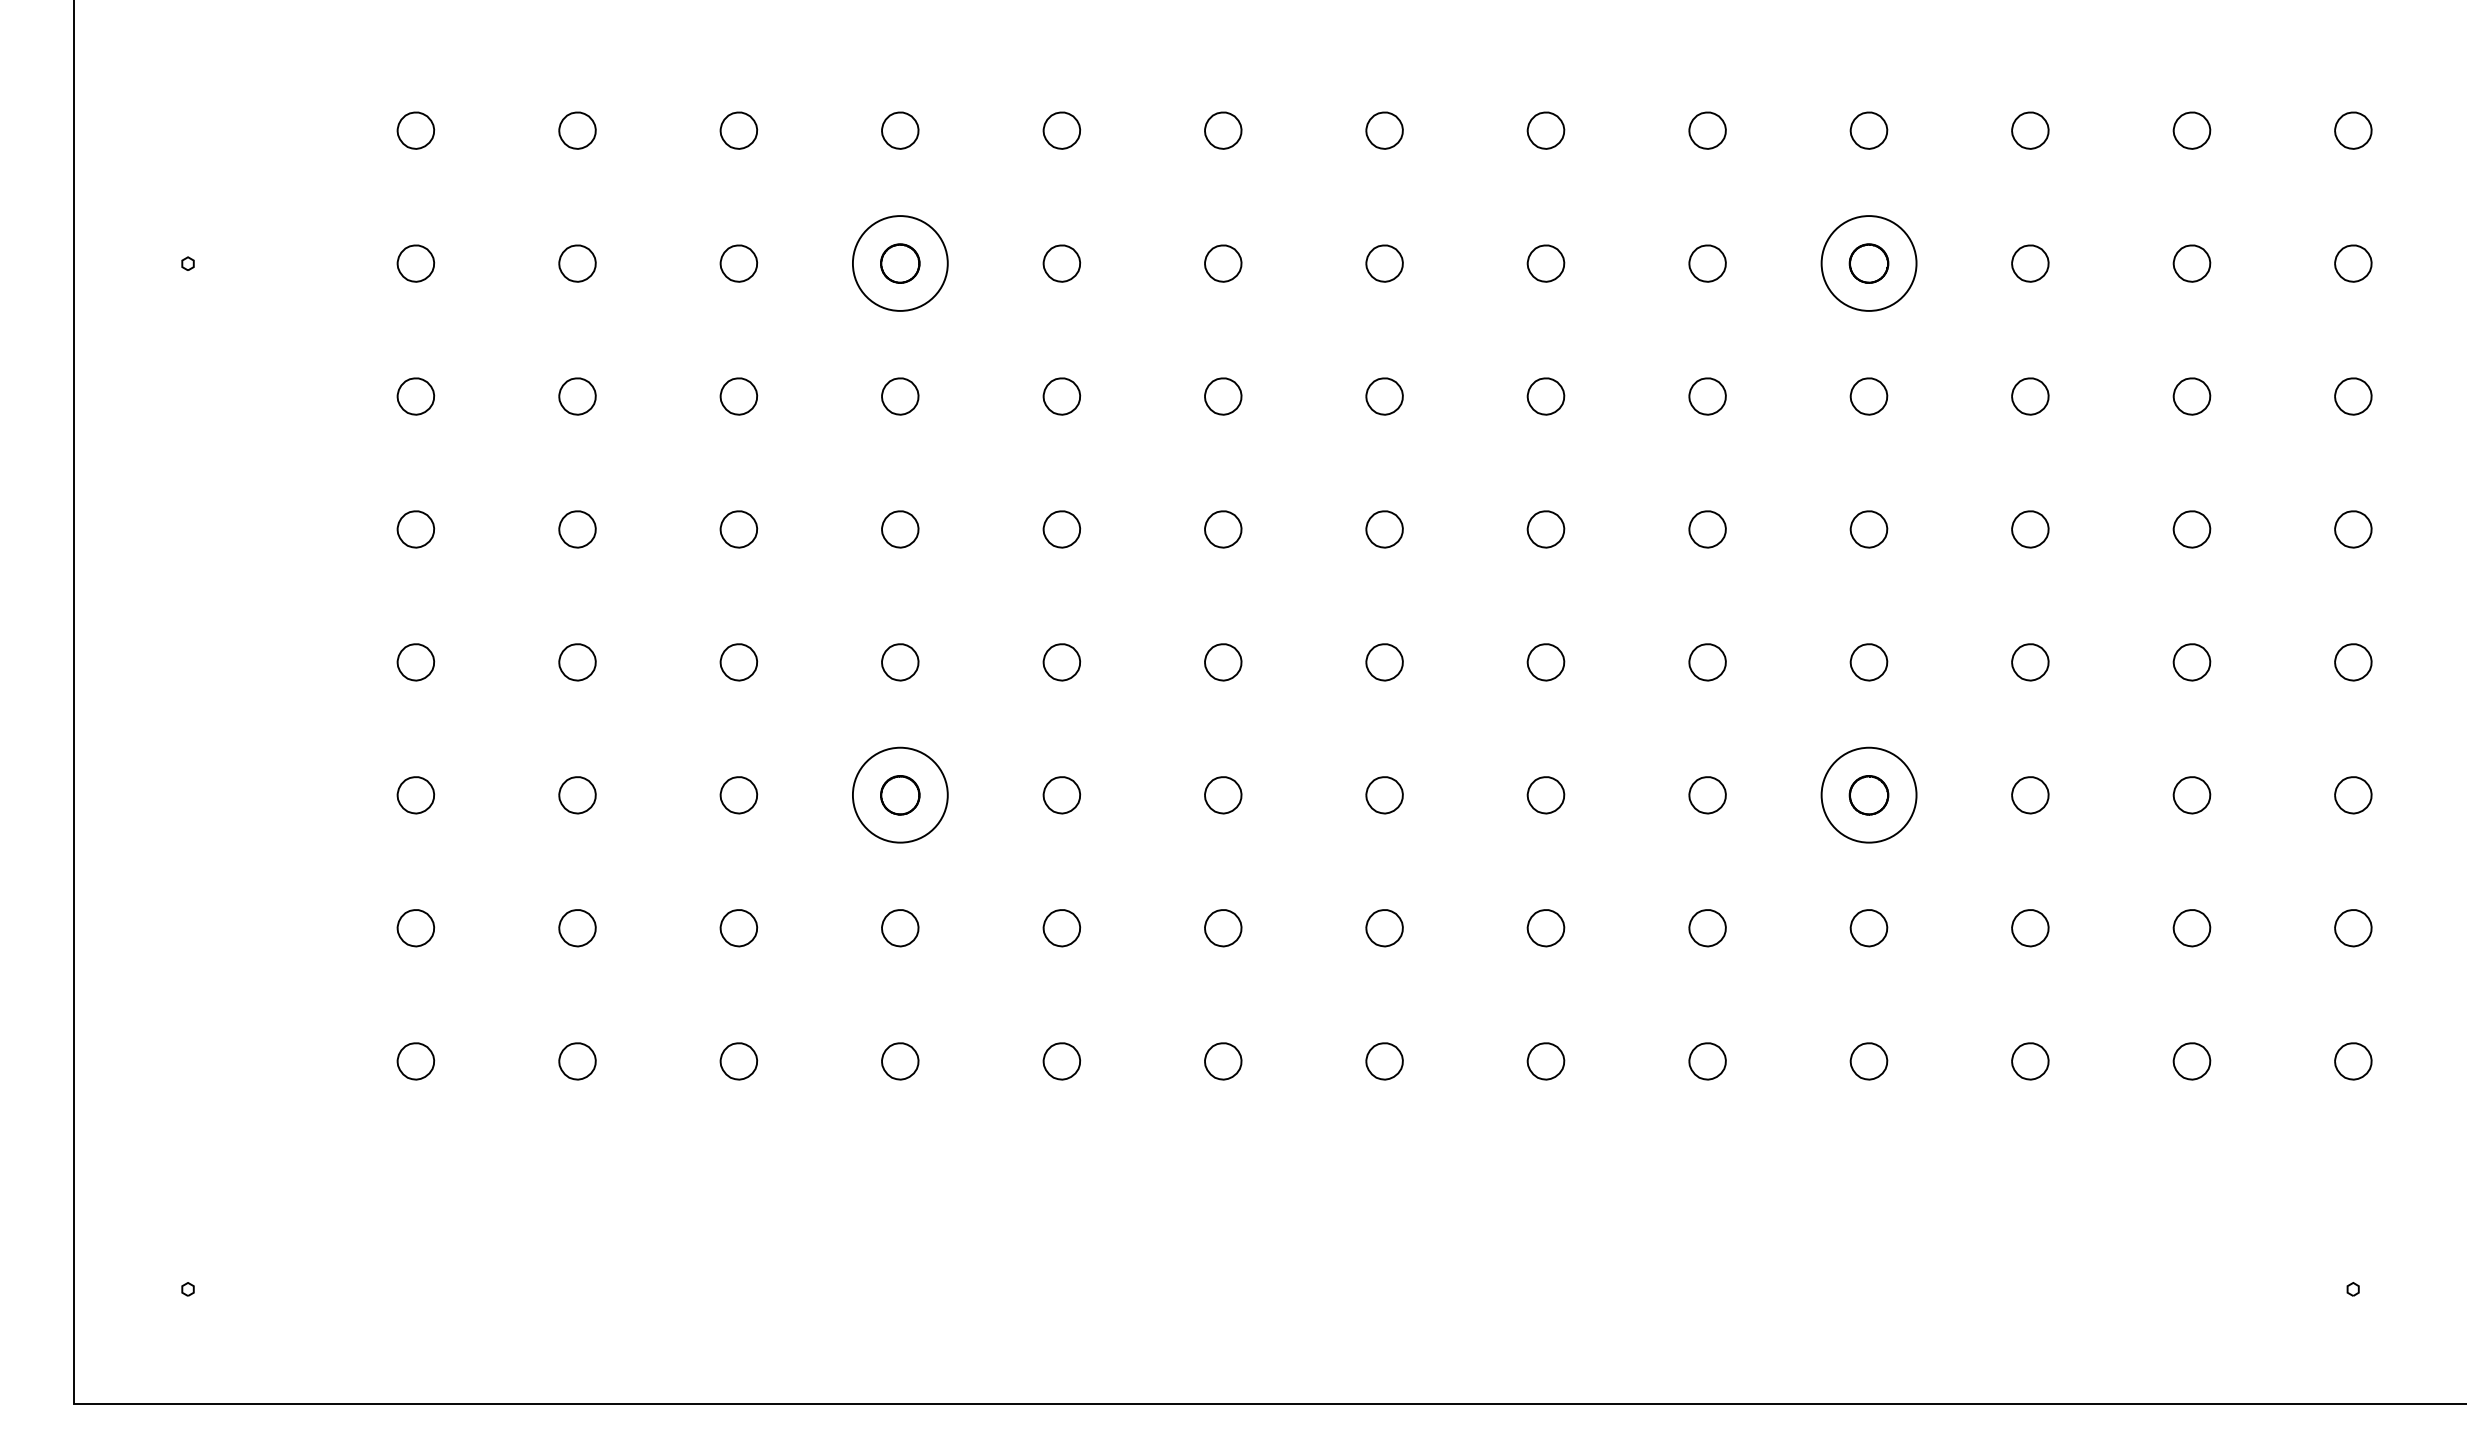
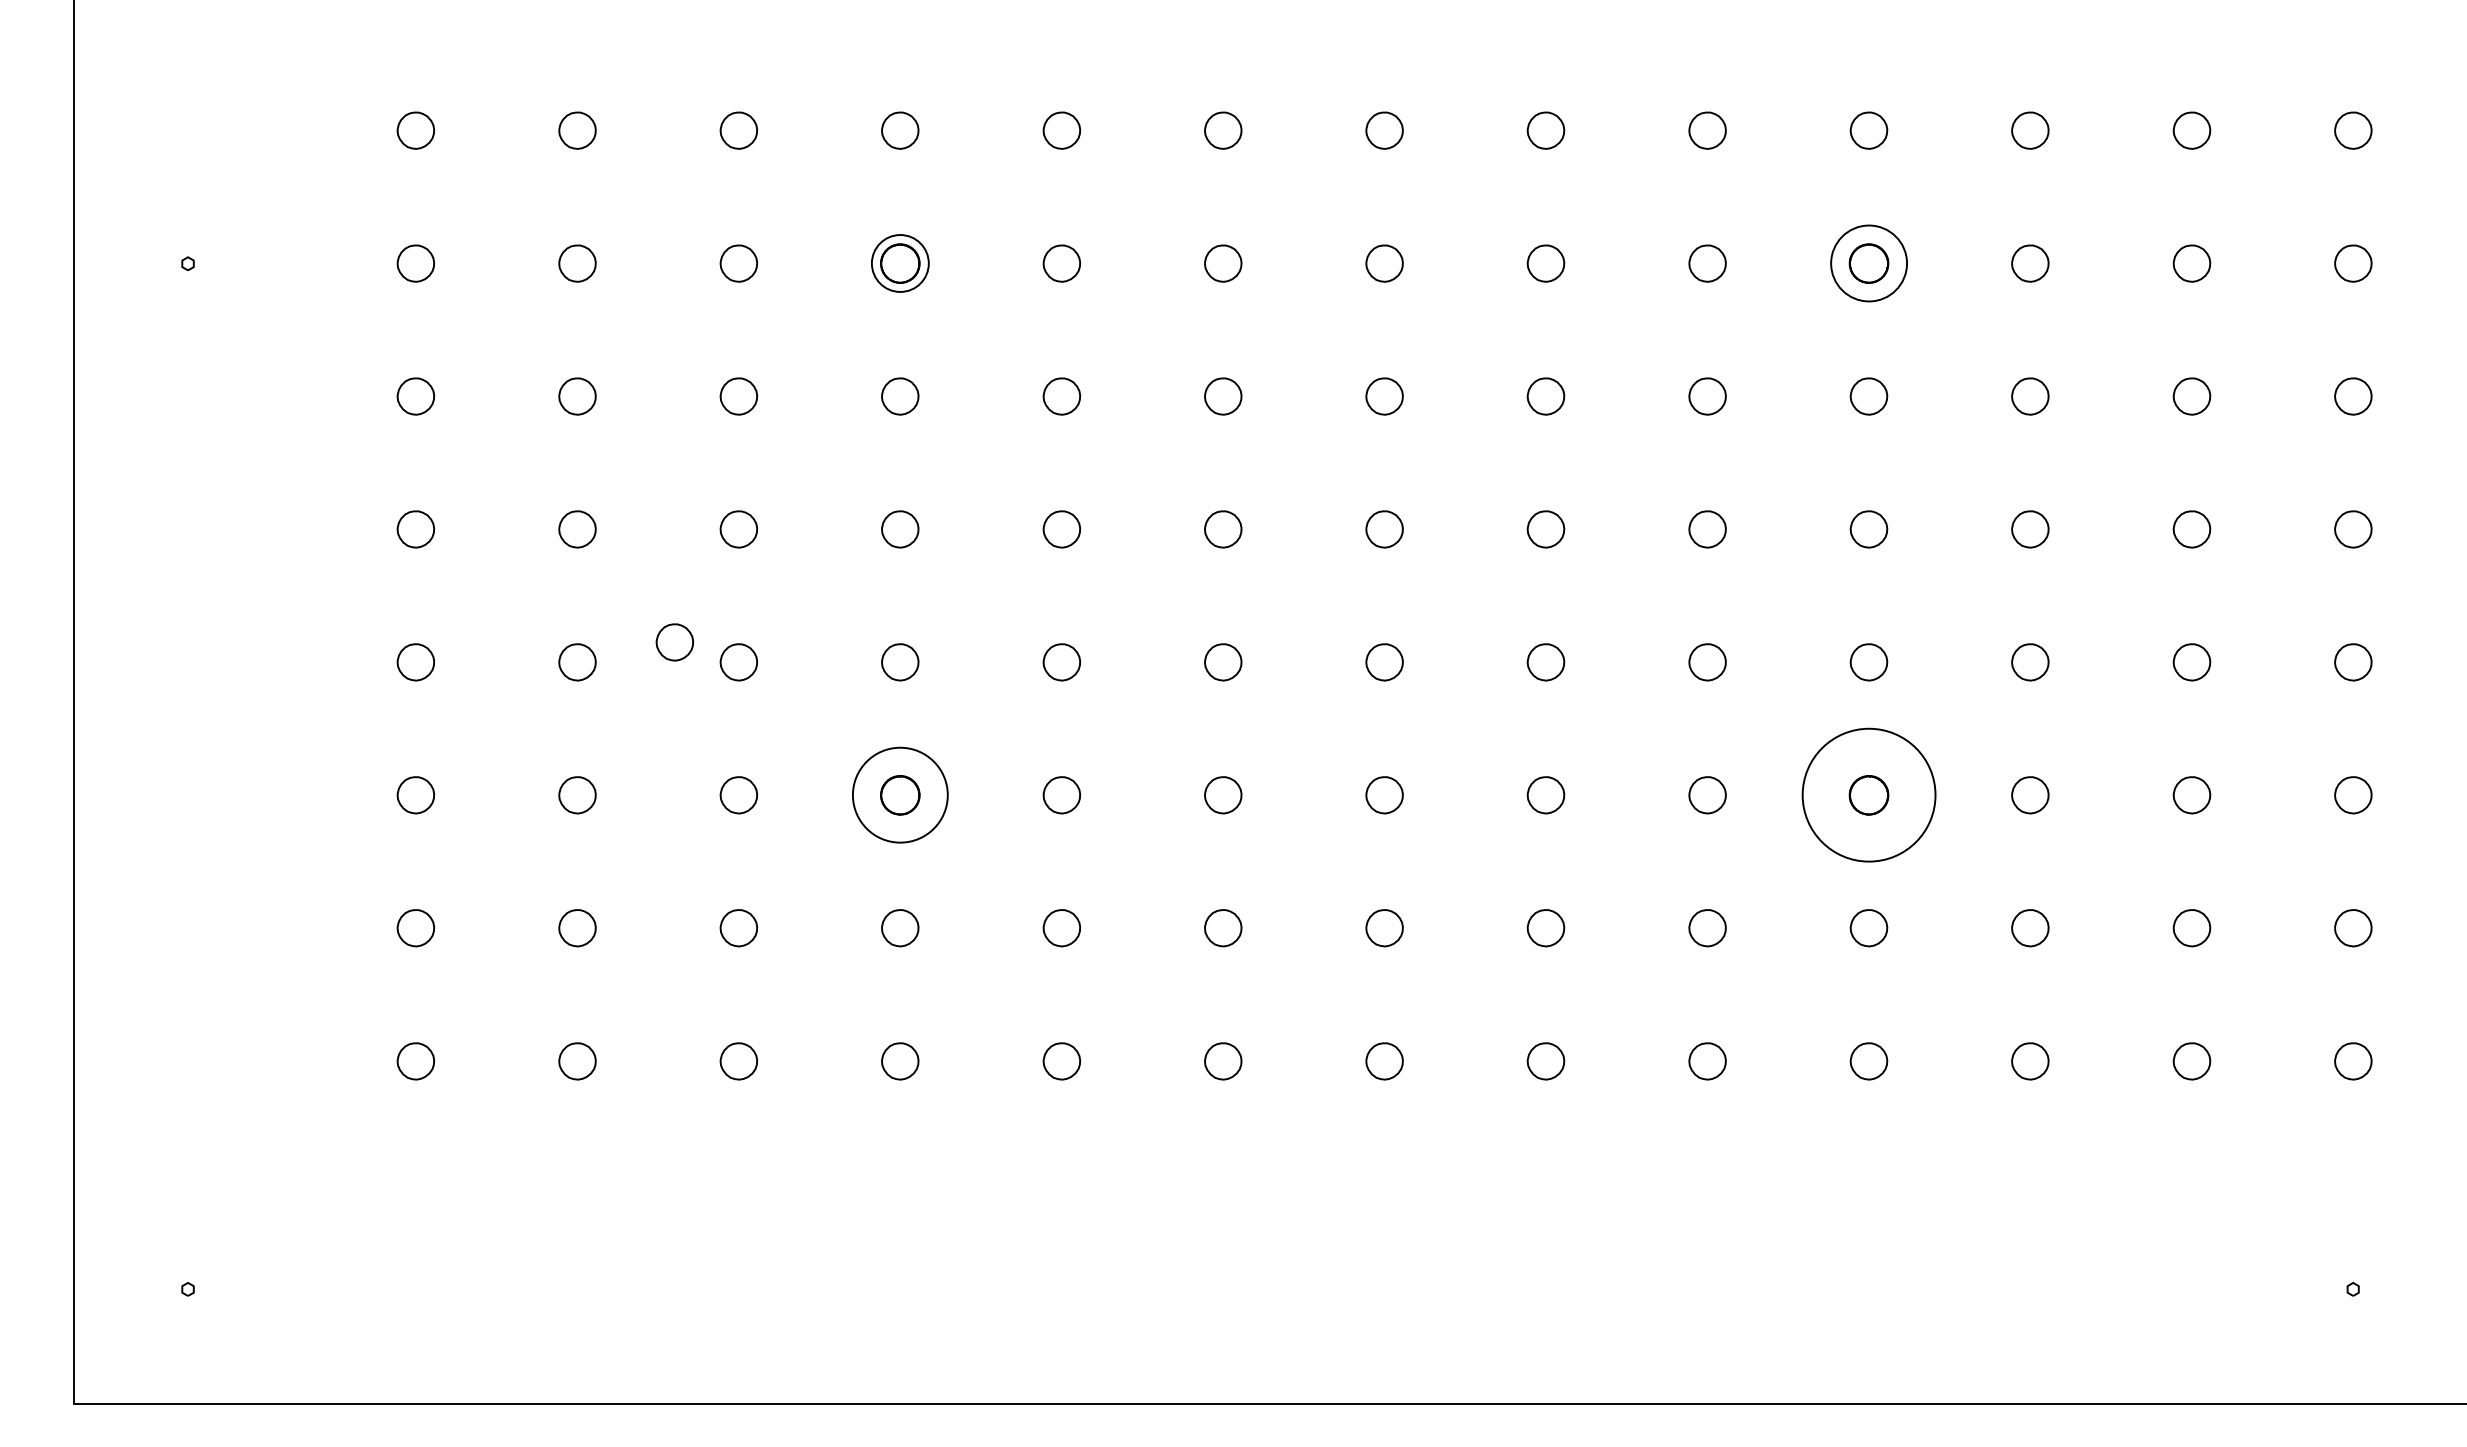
circle diameter: 95 px -> 57 px (899, 263)
circle diameter: 95 px -> 76 px (1869, 263)
part: none -> present (674, 642)
circle diameter: 95 px -> 133 px (1868, 794)
